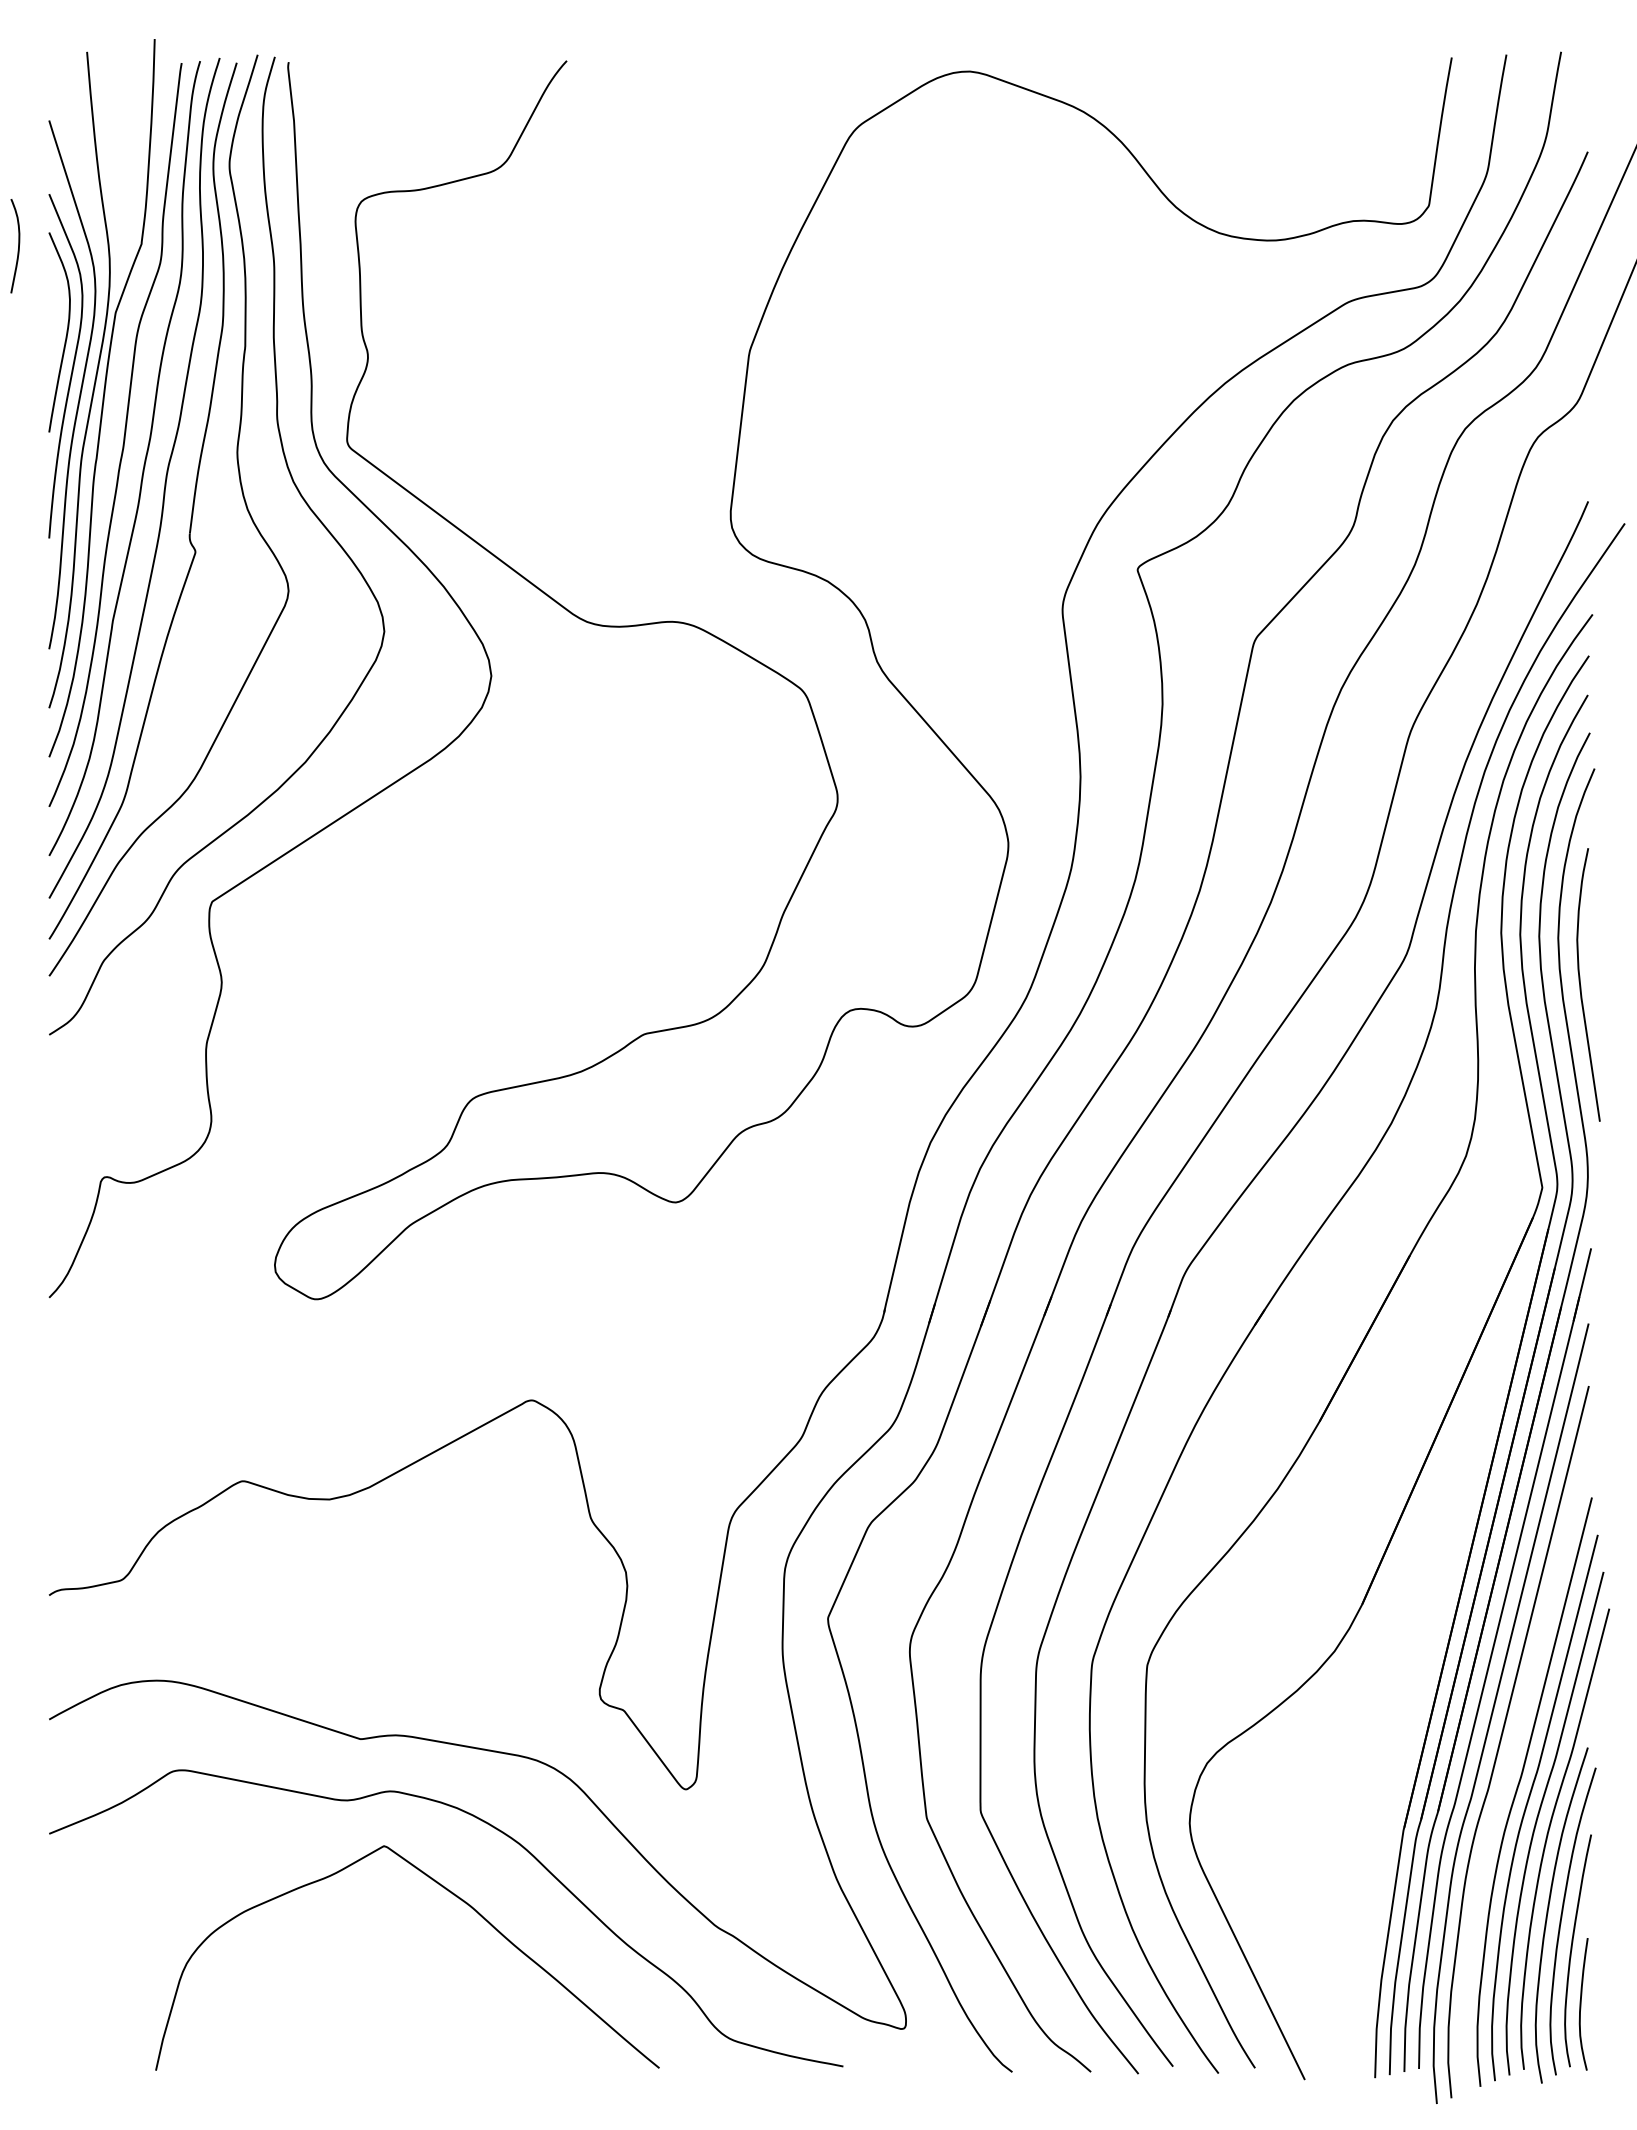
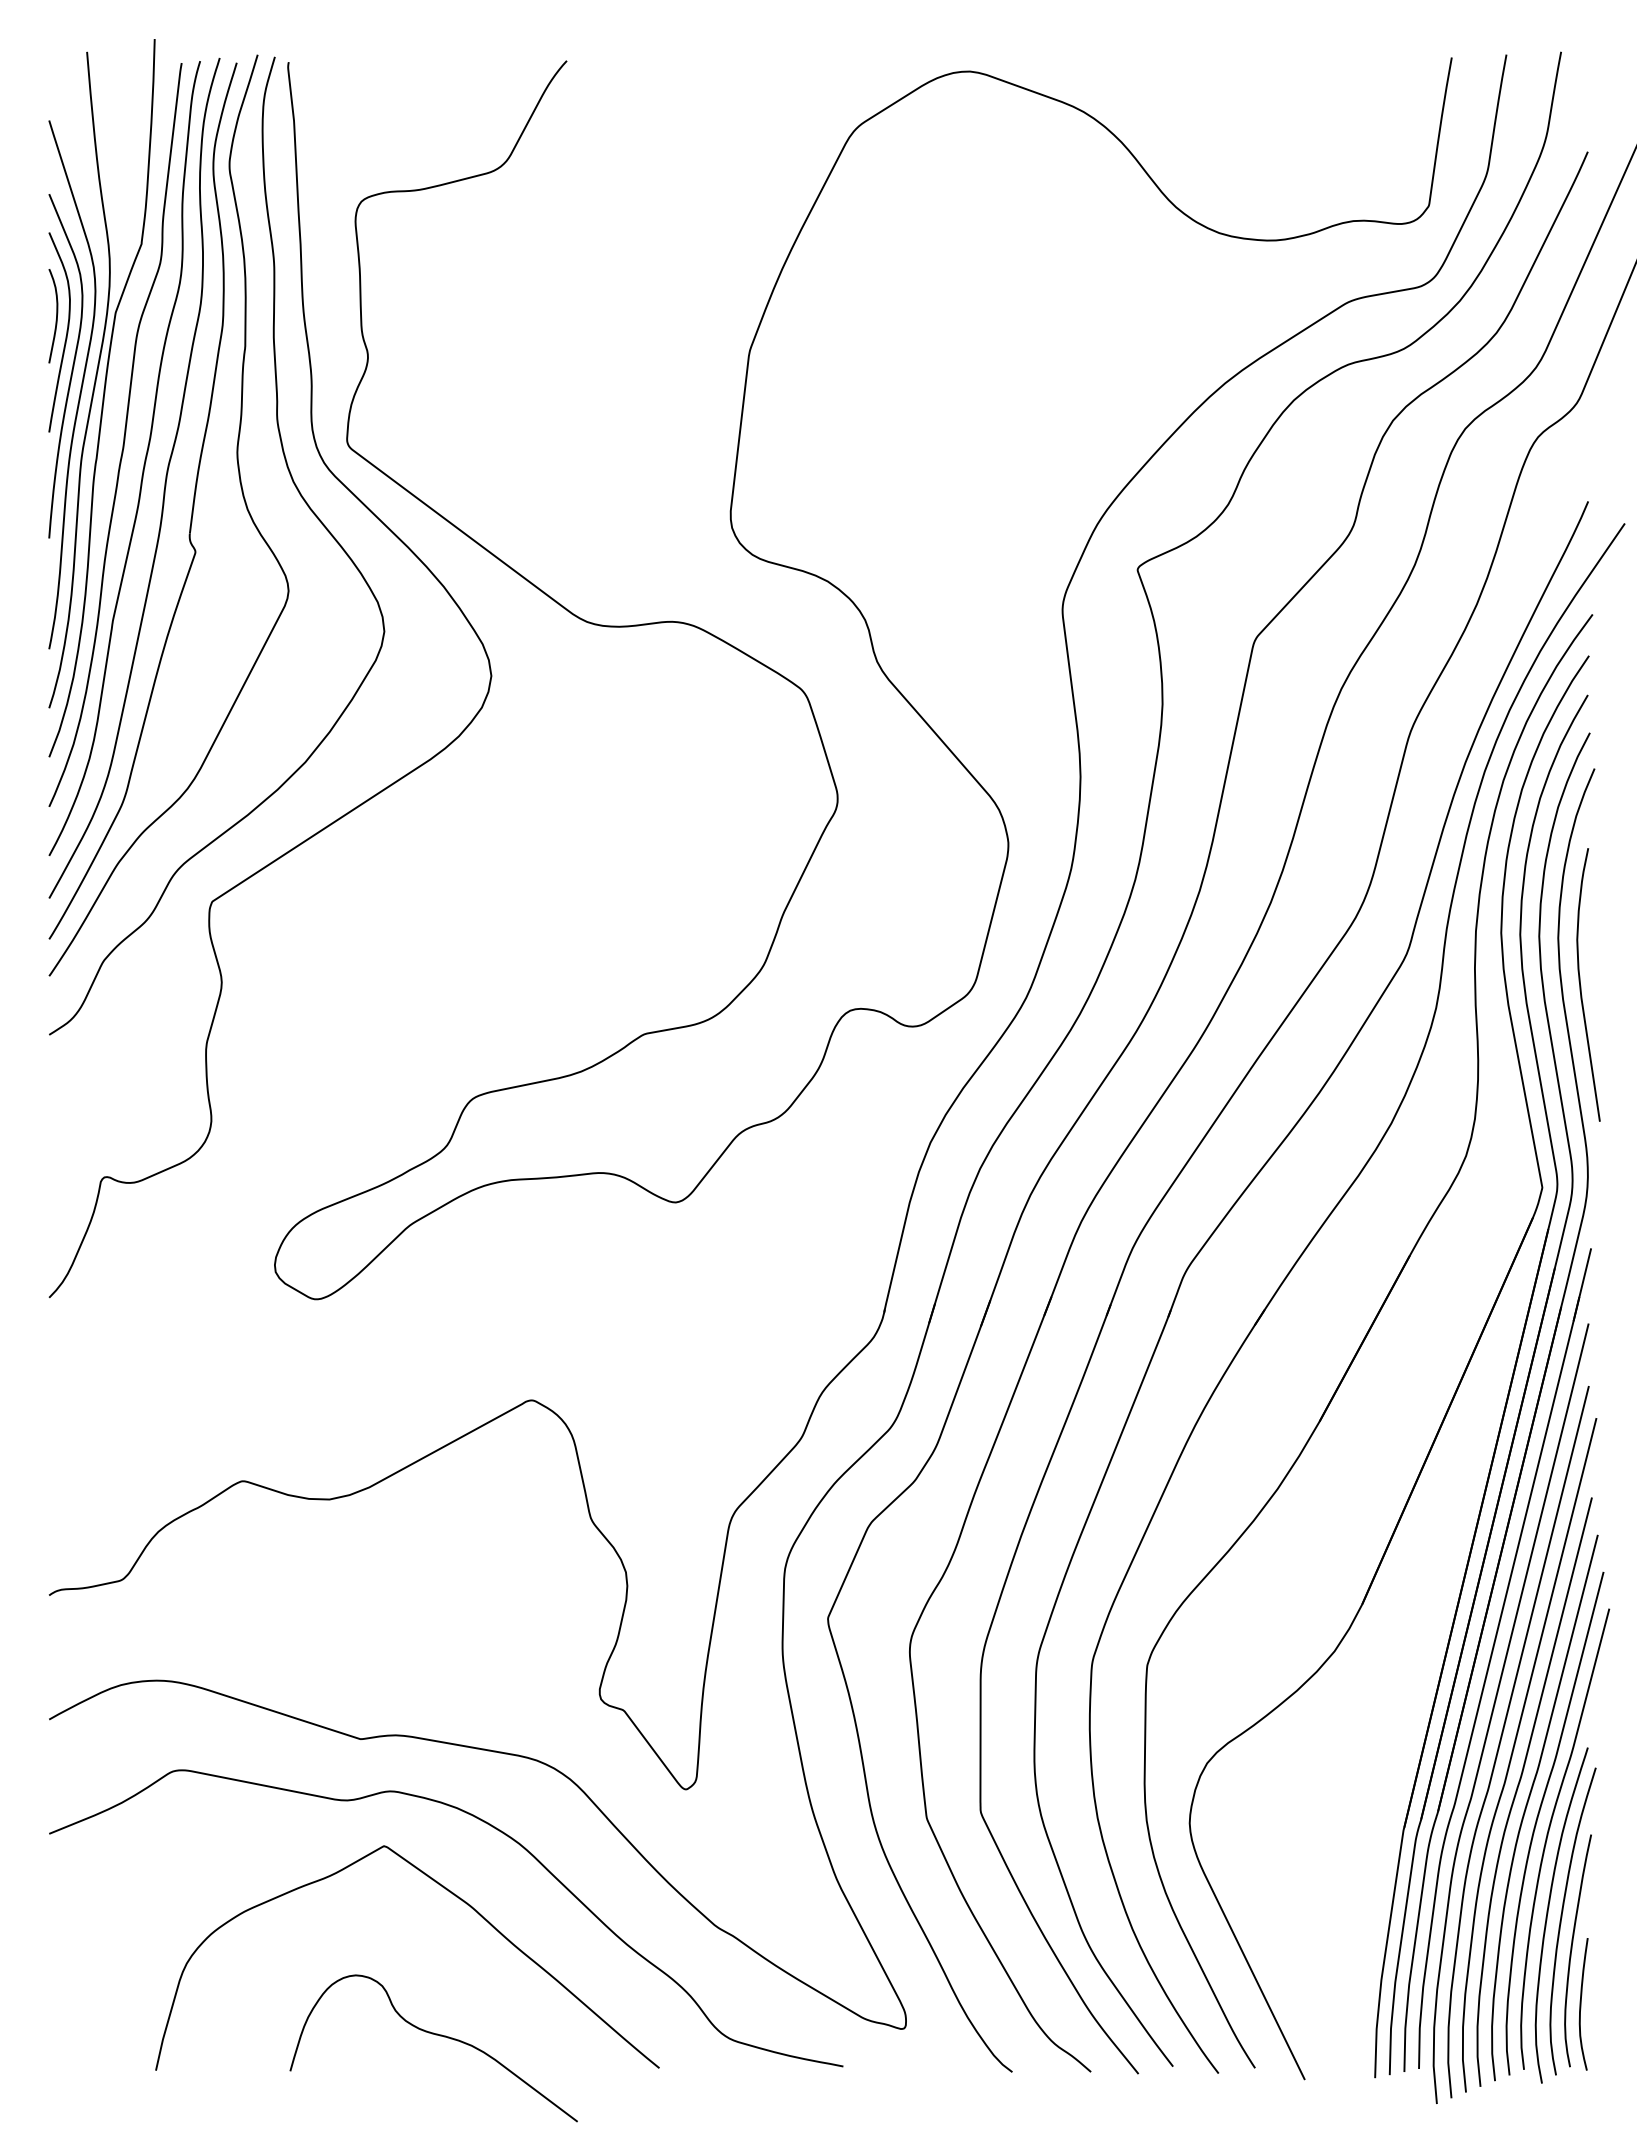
curve position: (18, 246) -> (56, 316) (56, 316)
curve: none -> present (1513, 1753)
curve: none -> present (435, 2035)
